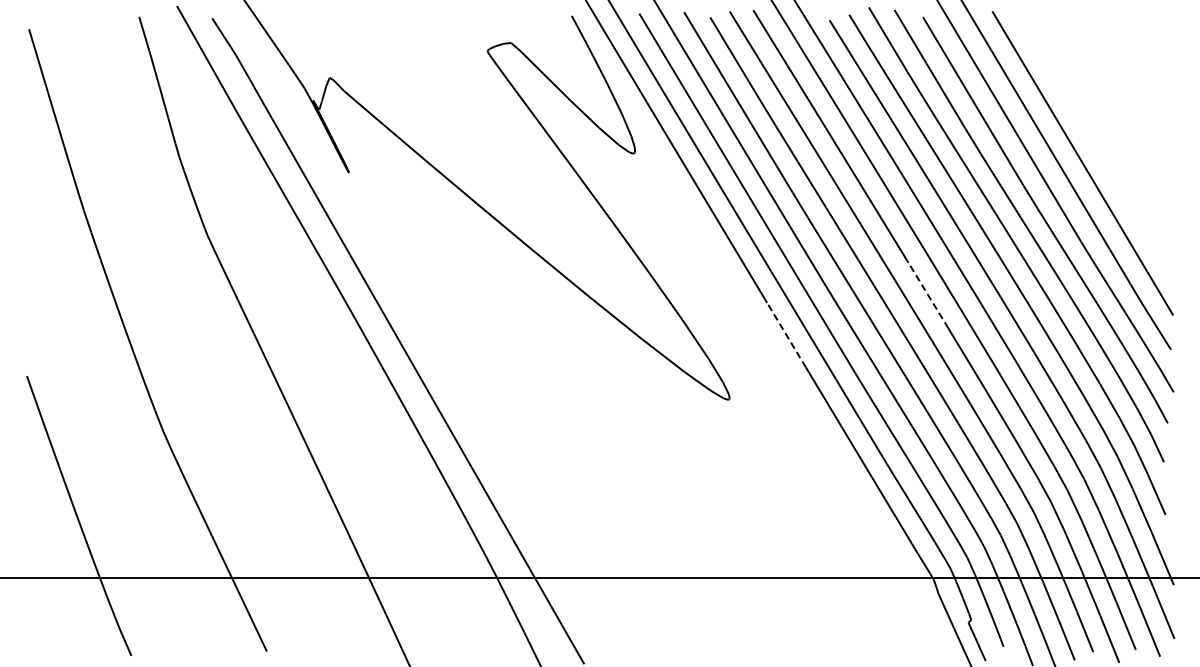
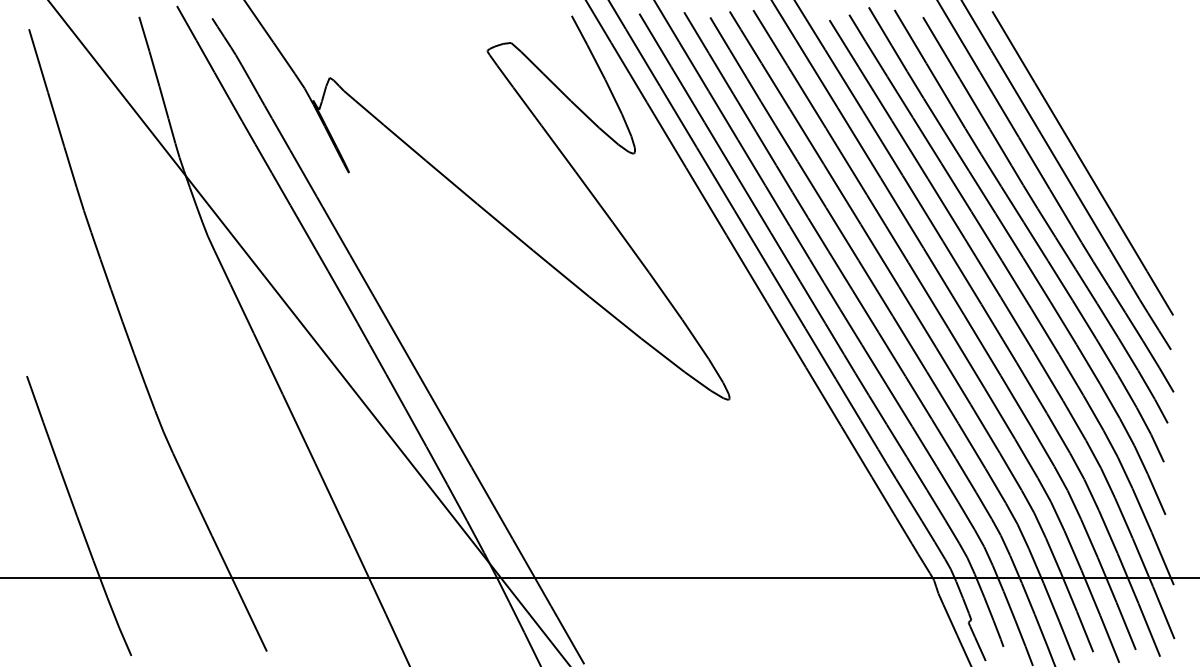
line: dashed -> solid (928, 295)
line: none -> present (308, 332)
line: dashed -> solid (786, 335)
